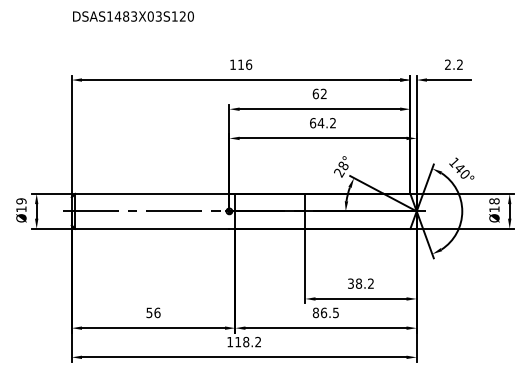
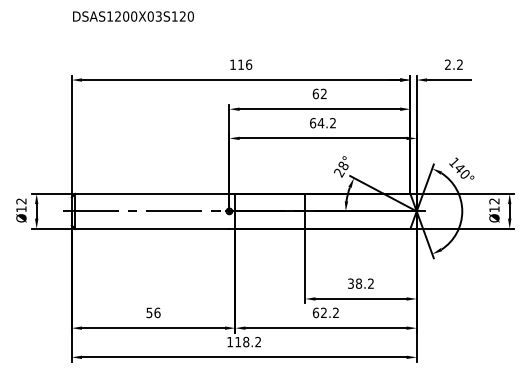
text: DSAS1483X03S120 -> DSAS1200X03S120 (125, 16)
text: Ø19 -> Ø12 (21, 201)
text: Ø18 -> Ø12 (494, 201)
text: 86.5 -> 62.2 (325, 312)
